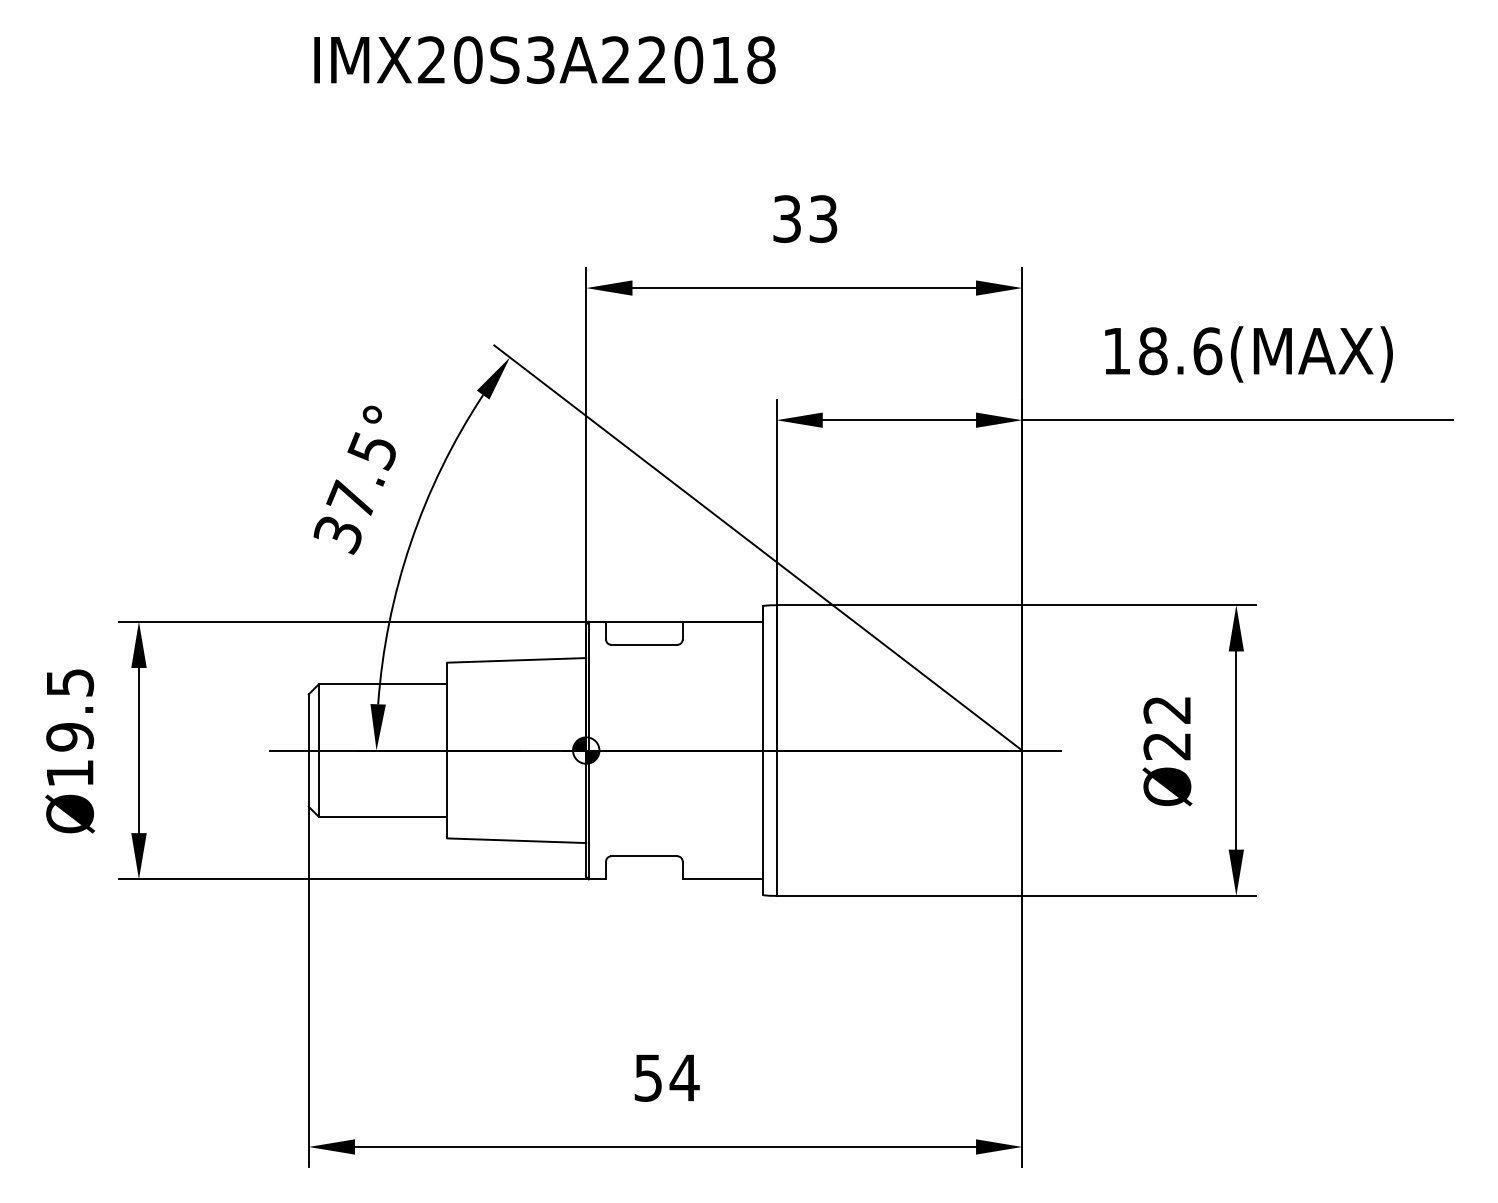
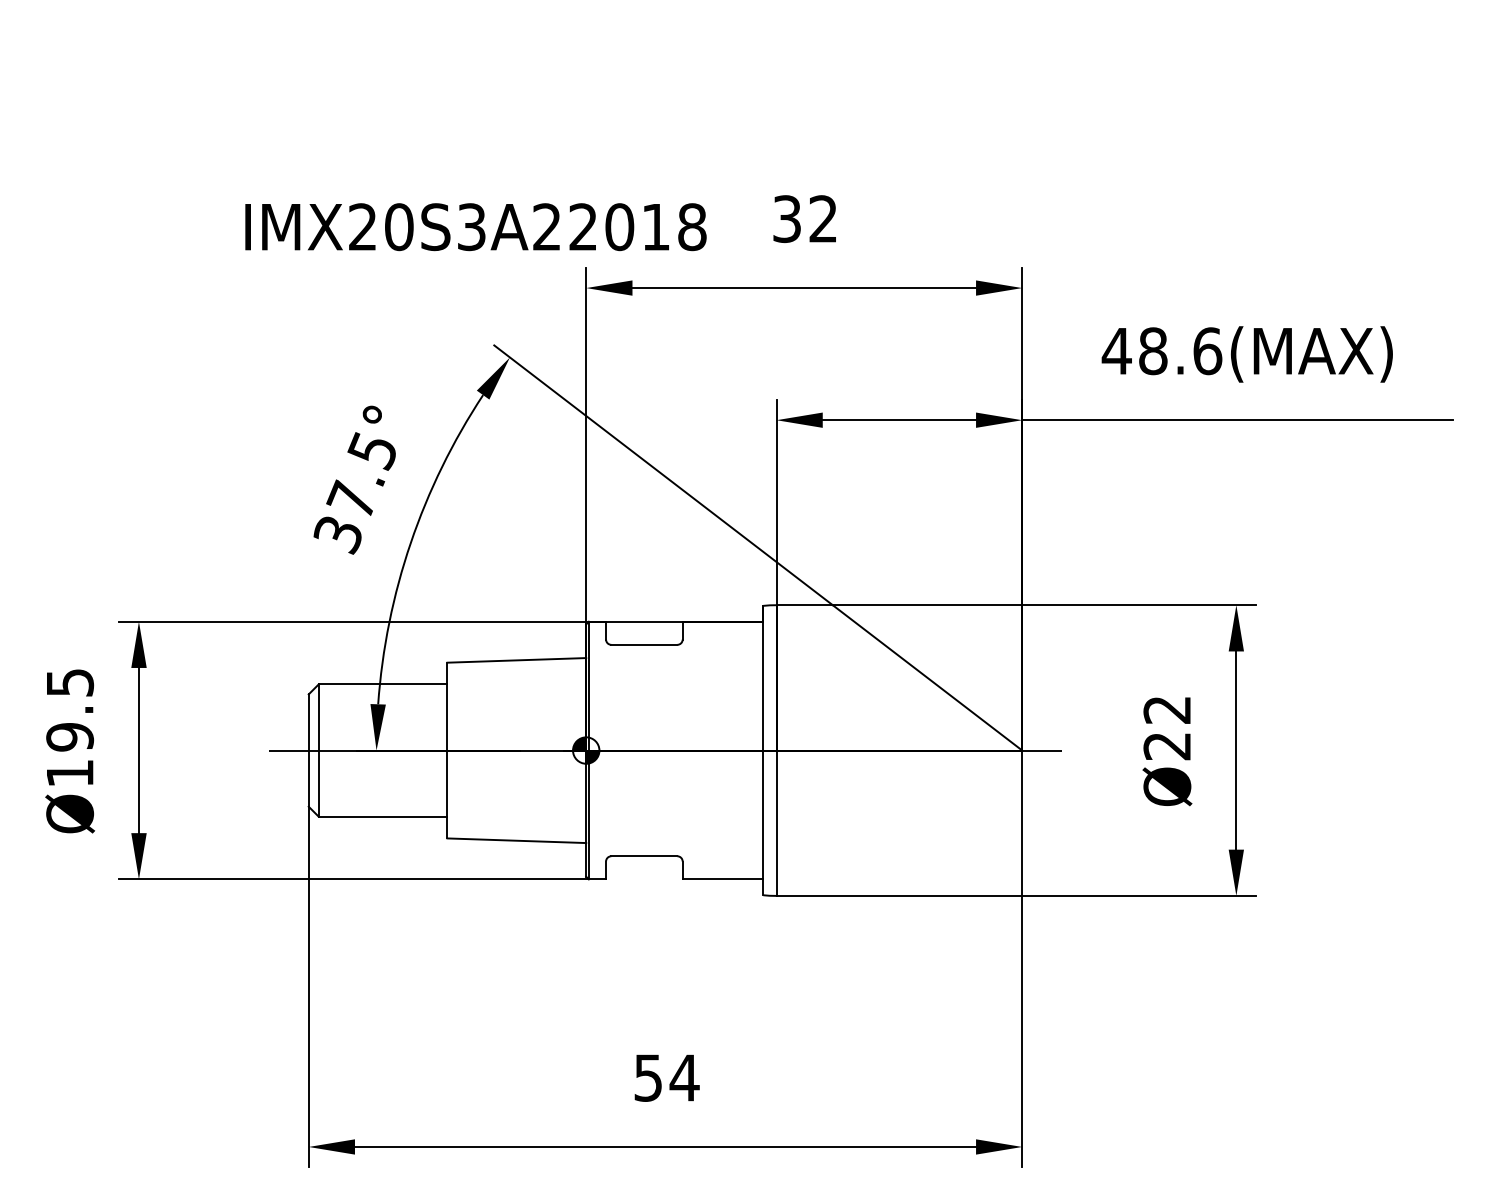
text position: (544, 60) -> (475, 227) (475, 227)
text: 33 -> 32 (823, 219)
text: 18.6(MAX) -> 48.6(MAX) (1116, 351)
